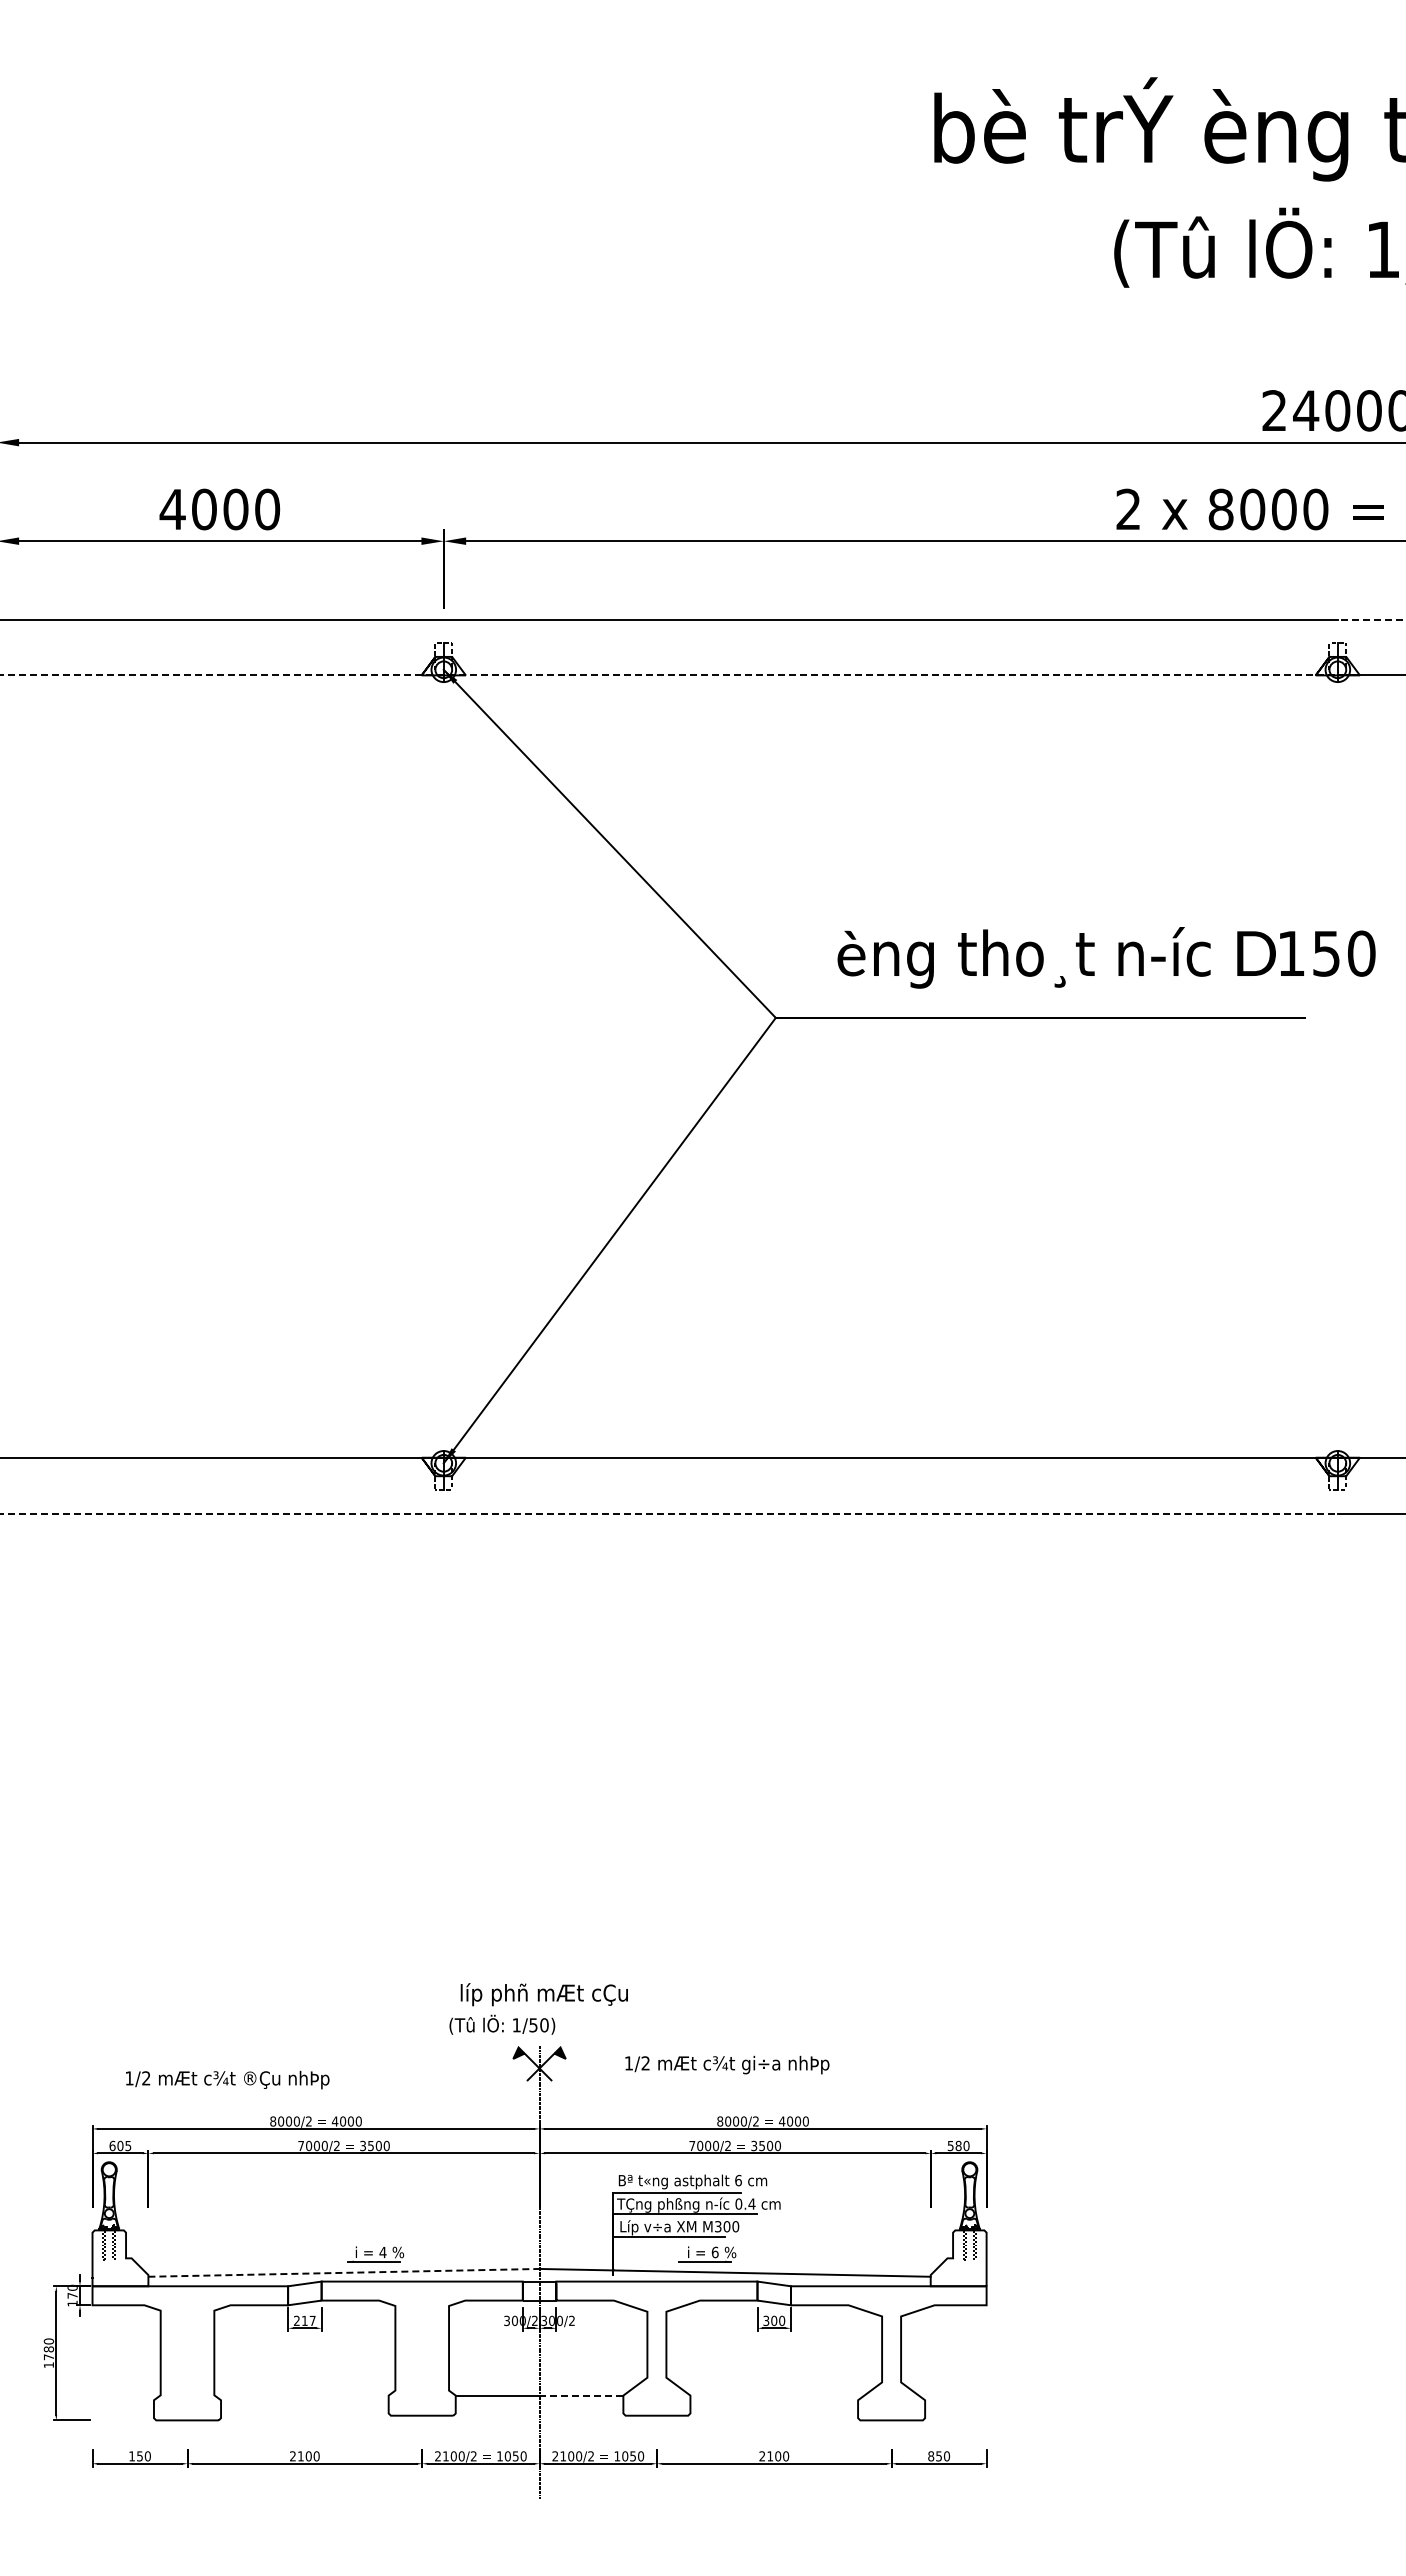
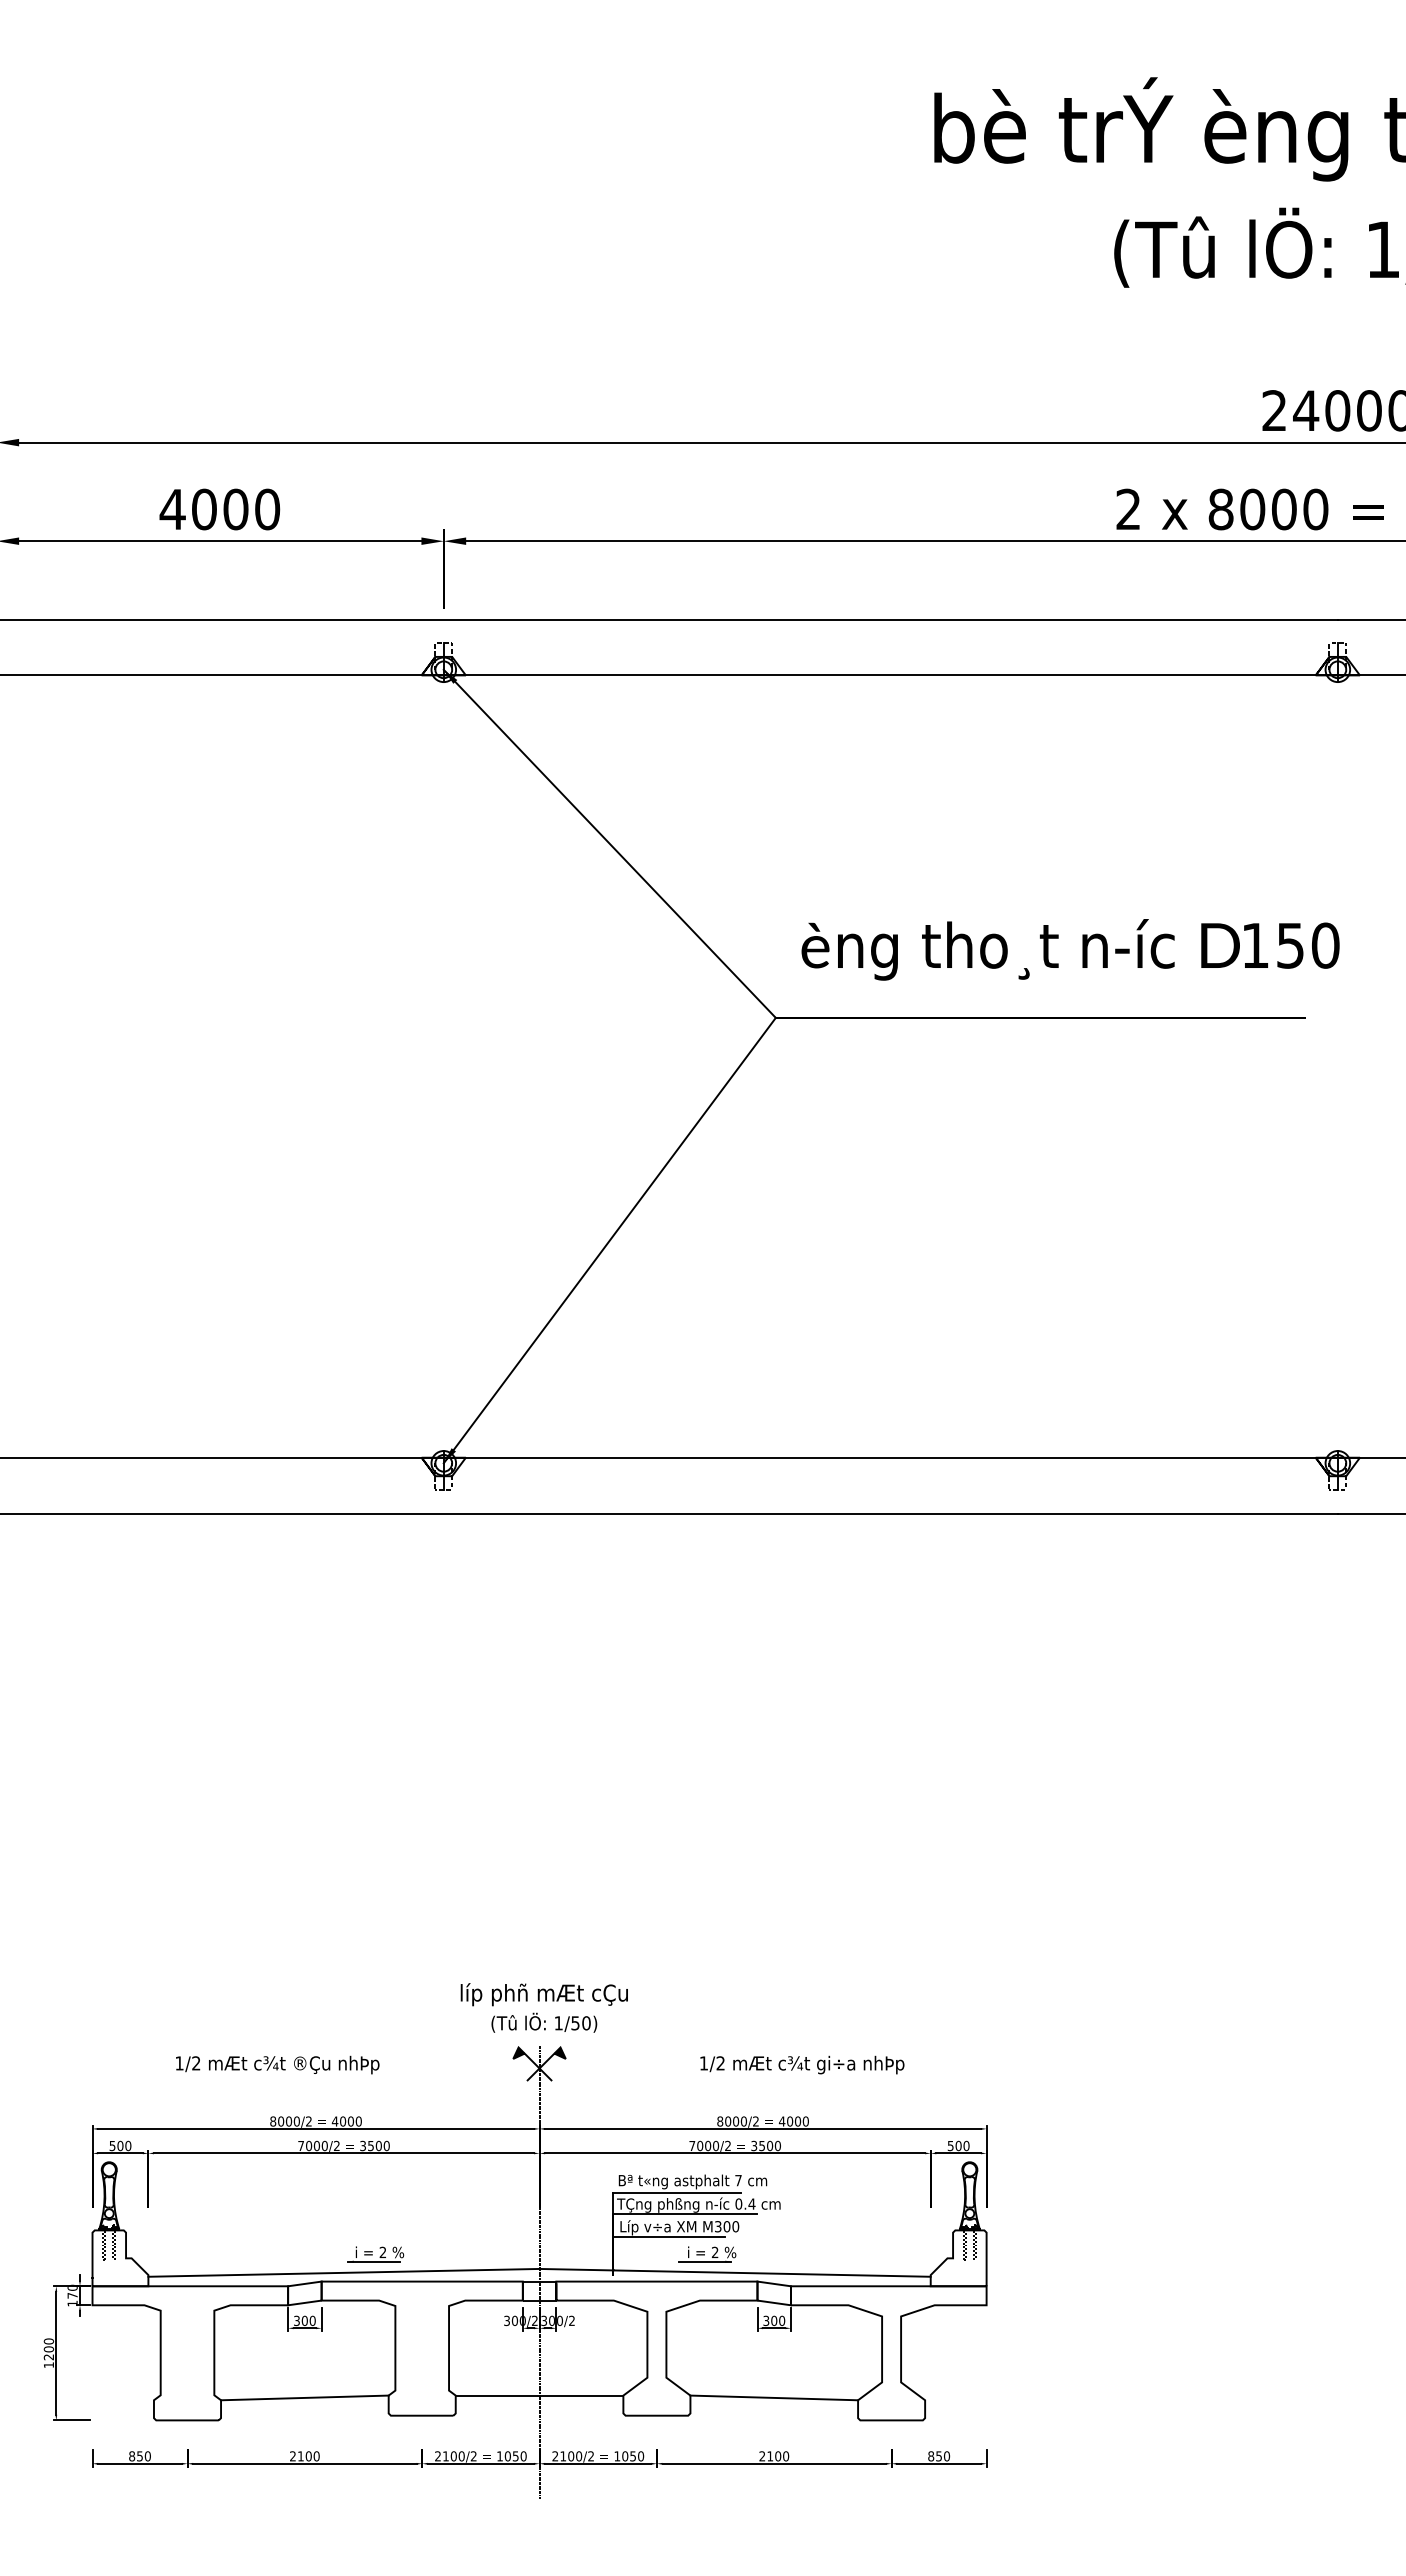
line: dashed -> solid (1371, 619)
line: dashed -> solid (669, 675)
text position: (1106, 957) -> (1070, 949) (1070, 949)
line: dashed -> solid (669, 1513)
text position: (502, 2024) -> (544, 2022) (544, 2022)
text position: (727, 2064) -> (802, 2064) (802, 2064)
text position: (227, 2079) -> (277, 2064) (277, 2064)
text: 605 -> 500 (120, 2145)
text: 580 -> 500 (958, 2145)
text: 6 -> 7 (738, 2180)
text: 4 -> 2 (382, 2252)
text: 6 -> 2 (714, 2252)
line: dashed -> solid (343, 2272)
text: 217 -> 300 (304, 2320)
text: 1780 -> 1200 (48, 2353)
line: dashed -> solid (581, 2395)
line: none -> present (304, 2397)
line: none -> present (774, 2397)
text: 150 -> 850 (132, 2456)
